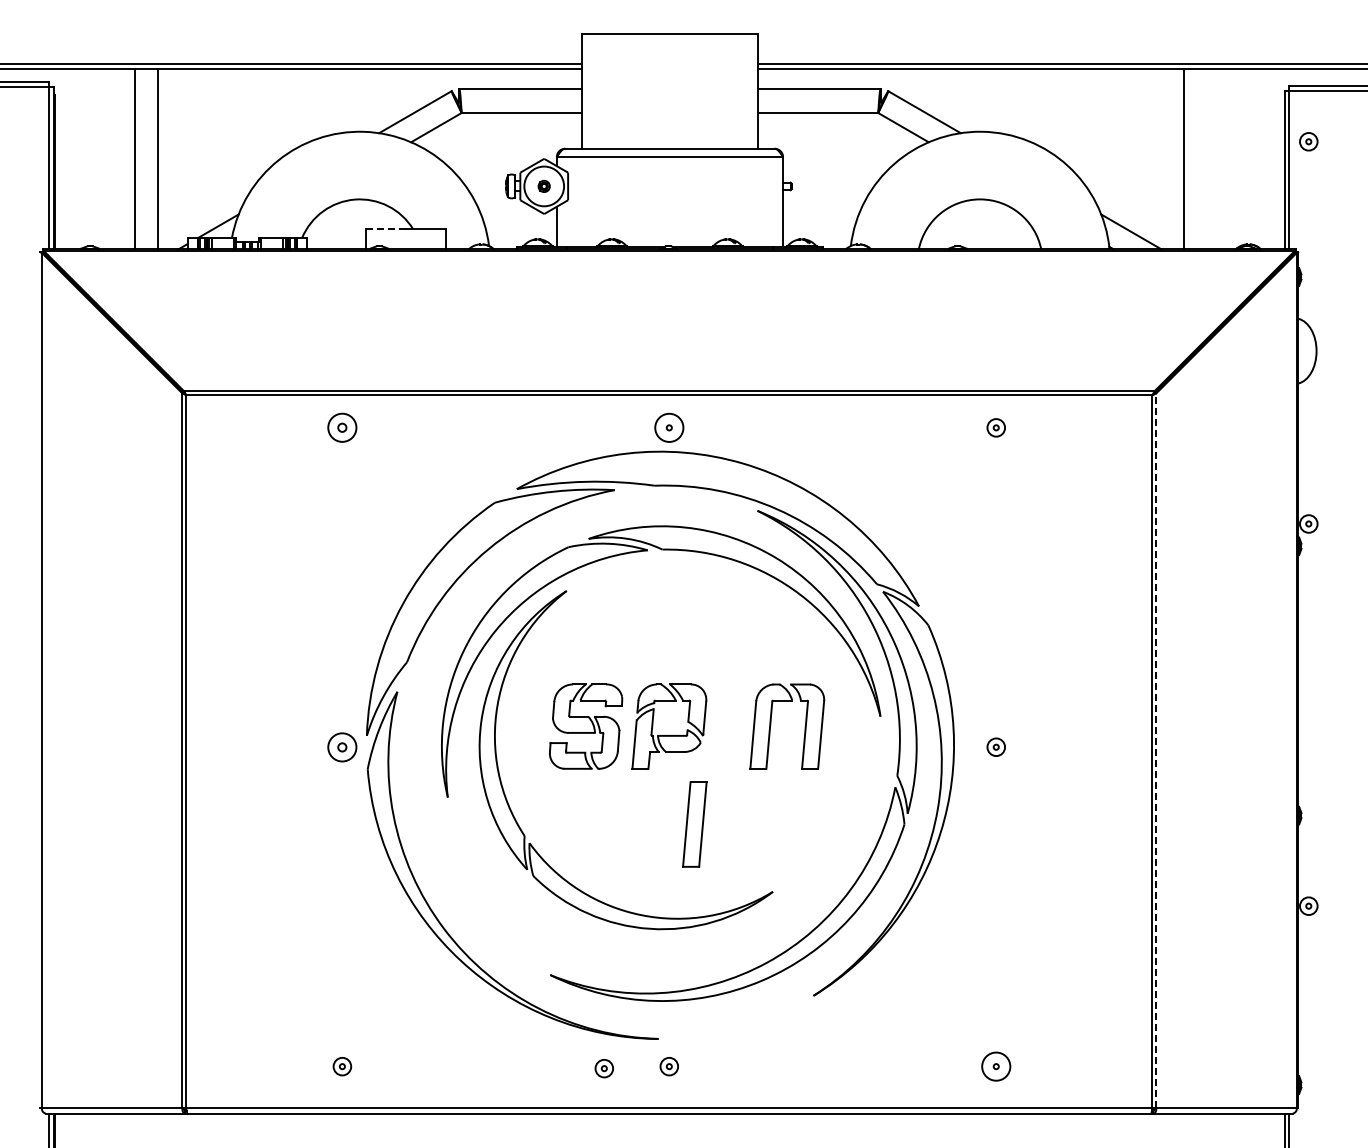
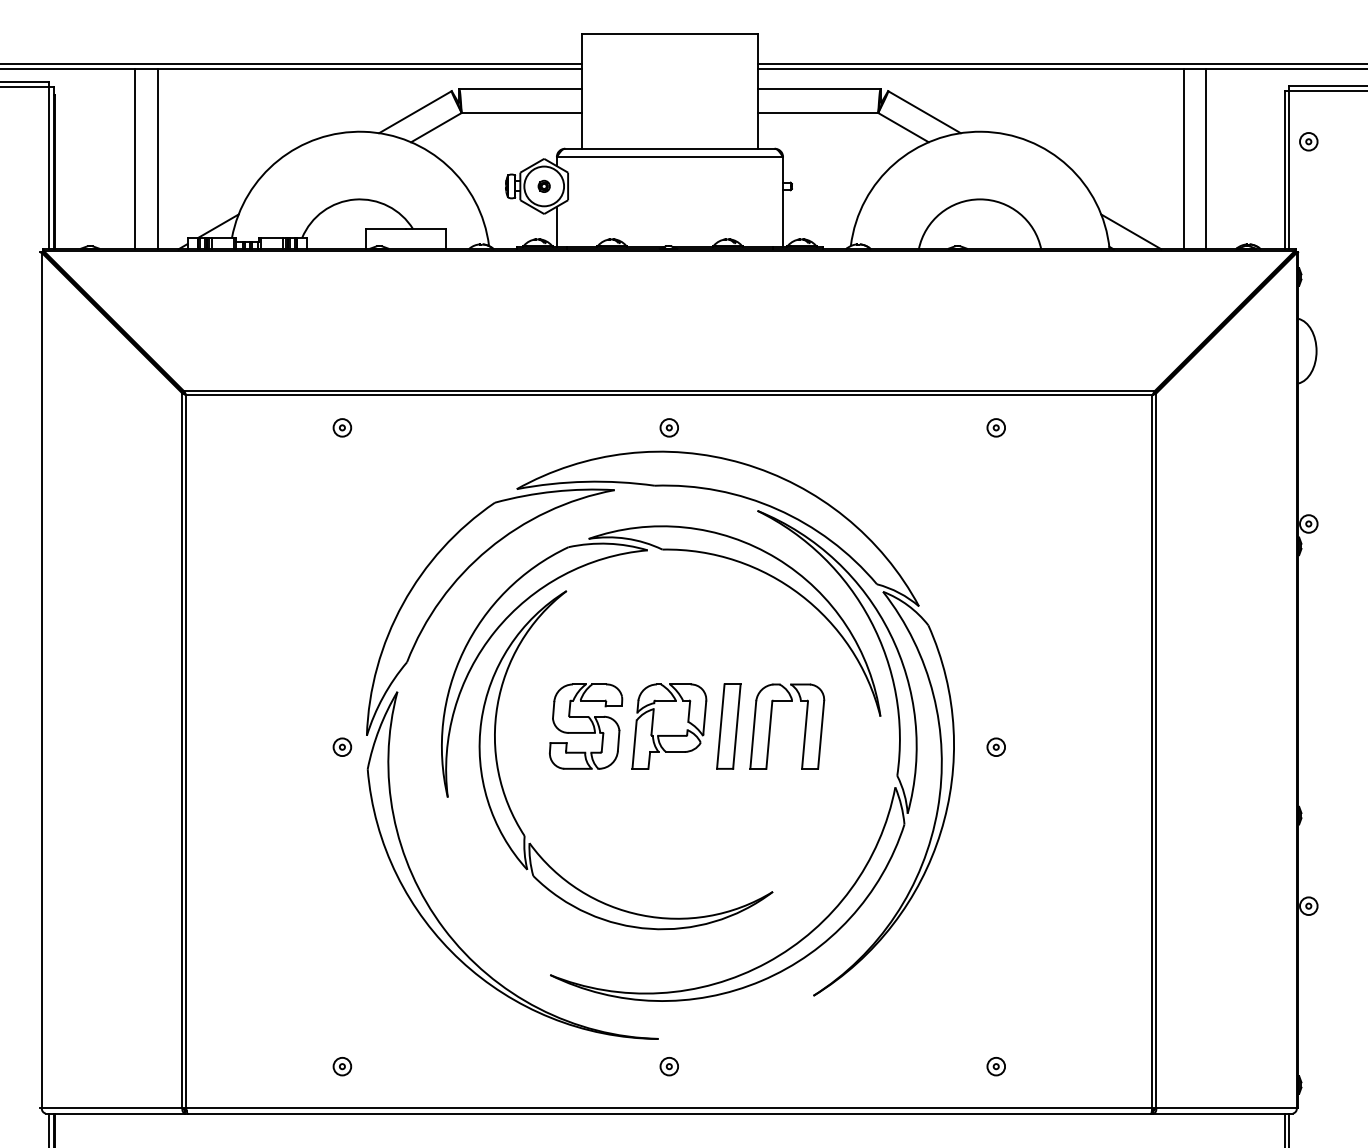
line: none -> present (1206, 158)
line: dashed -> solid (386, 229)
part size: 31x31 px -> 21x20 px (342, 427)
circle diameter: 28 px -> 18 px (669, 427)
part size: 31x31 px -> 21x20 px (342, 746)
line: dashed -> solid (1156, 750)
part position: (694, 824) -> (728, 726) (728, 726)
circle diameter: 28 px -> 18 px (996, 1066)
part: present -> none (603, 1068)
